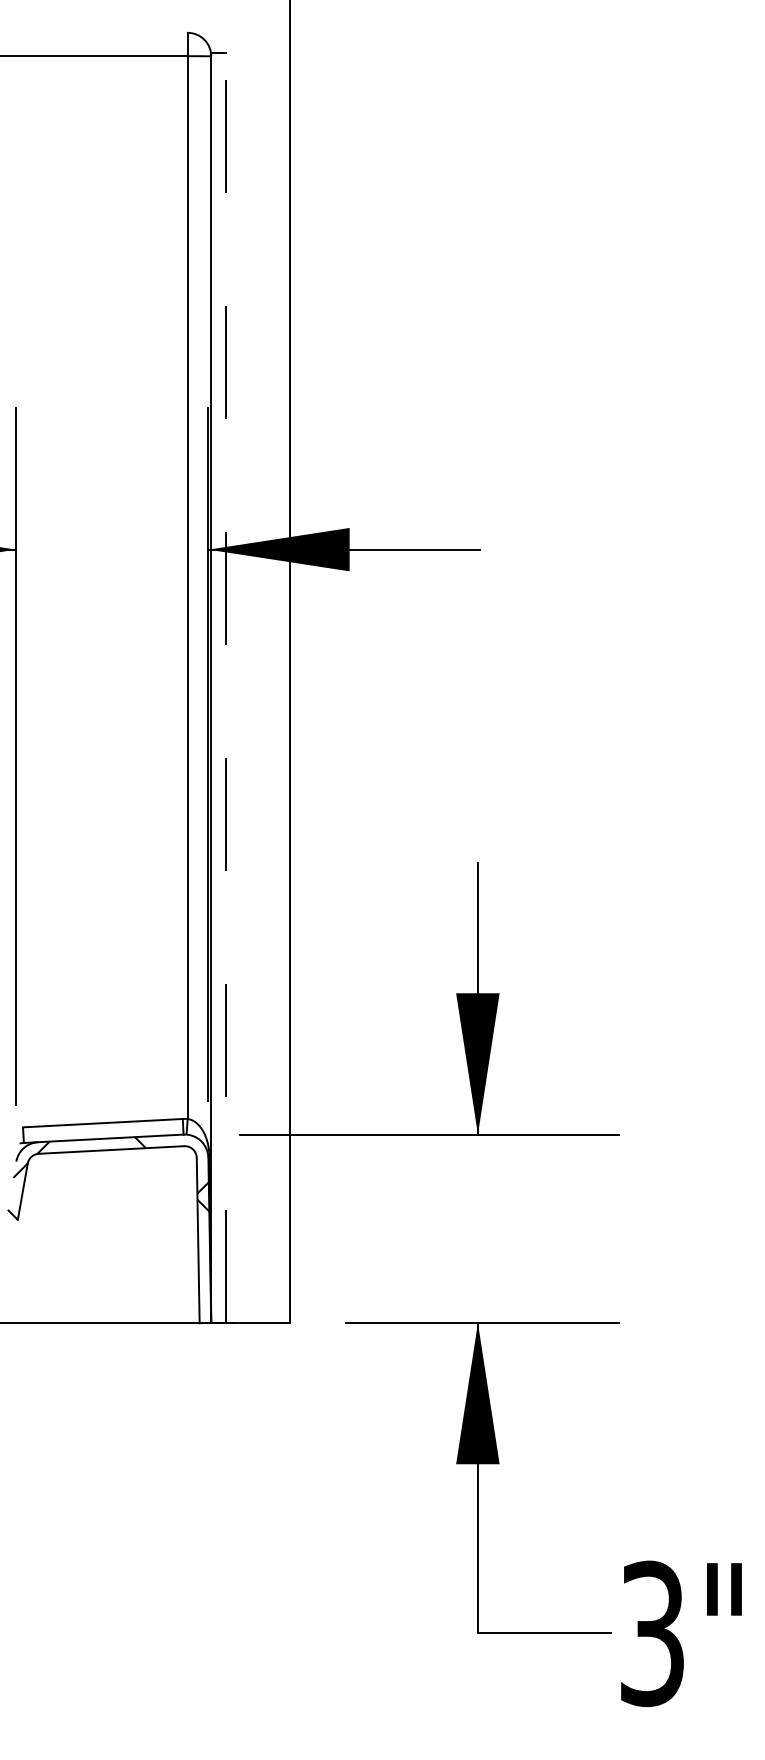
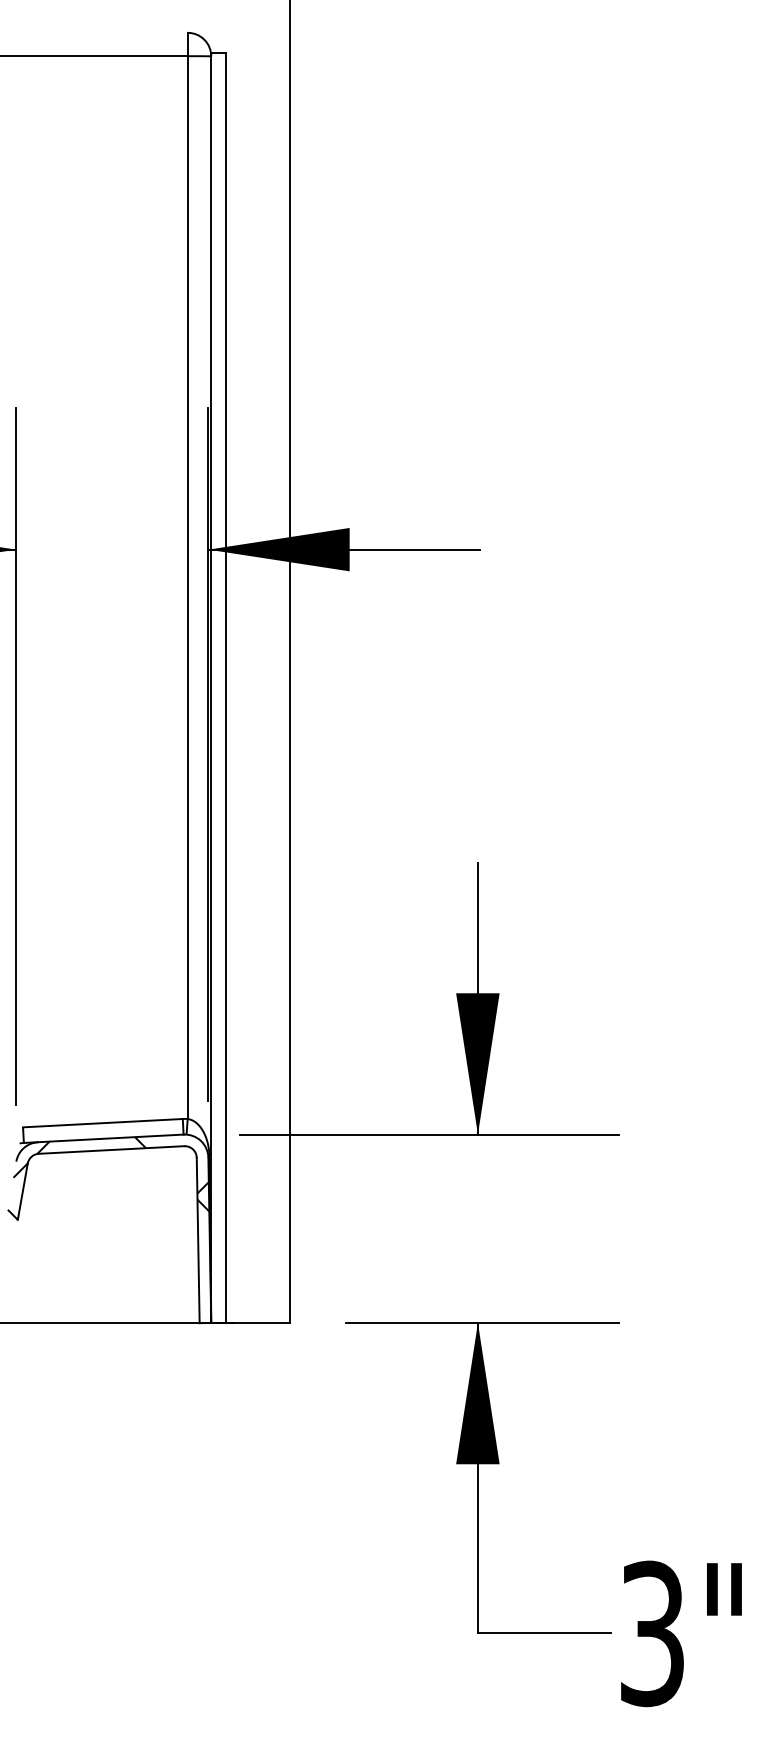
line: dashed -> solid (226, 687)
